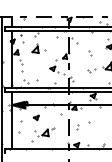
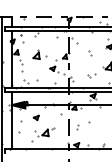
part position: (38, 48) -> (39, 54) (39, 54)
part position: (91, 70) -> (91, 75) (91, 75)
